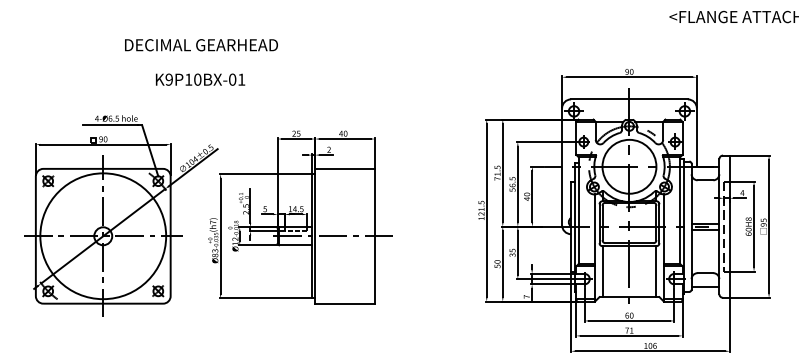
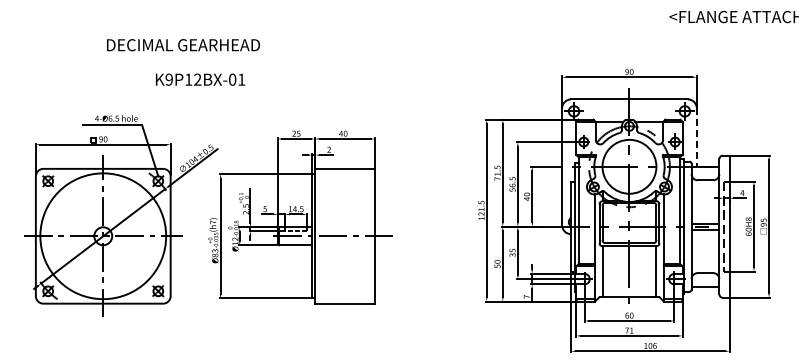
text position: (201, 45) -> (183, 45) (183, 45)
text: K9P10BX-01 -> K9P12BX-01 (197, 79)
line: solid -> dashed (696, 138)
